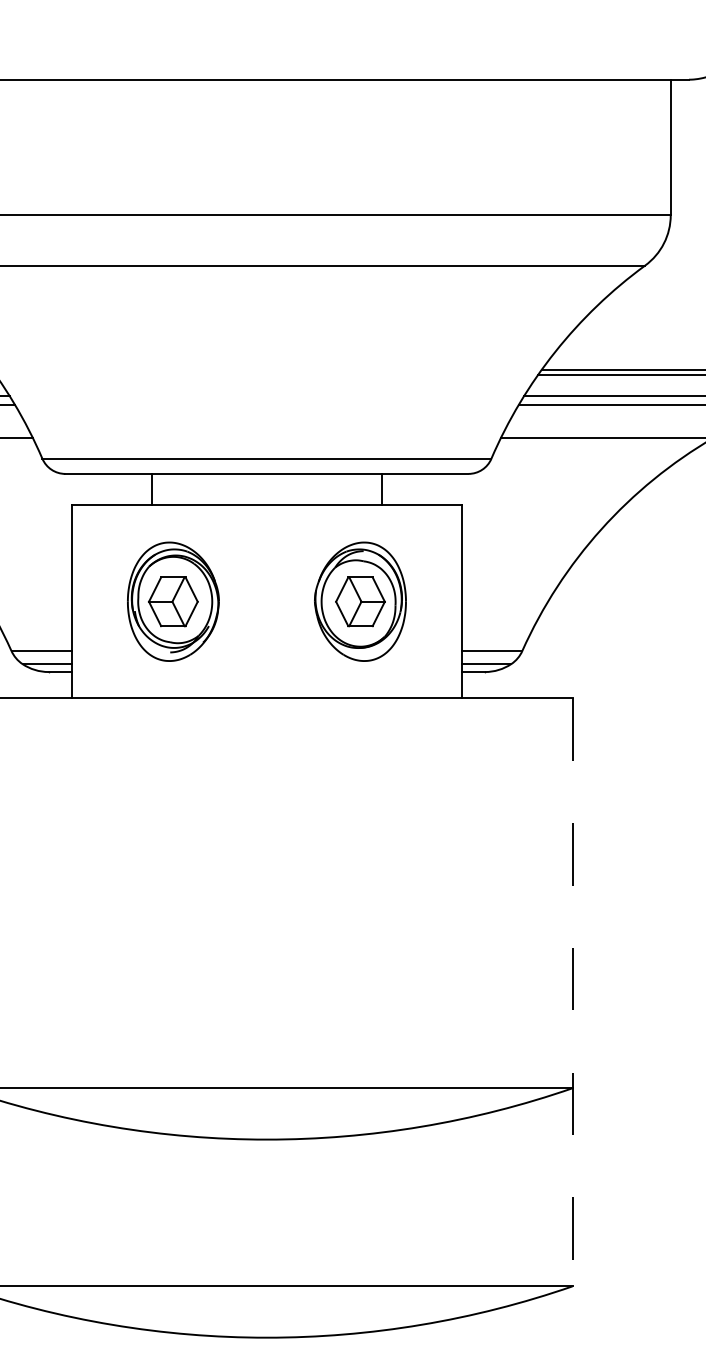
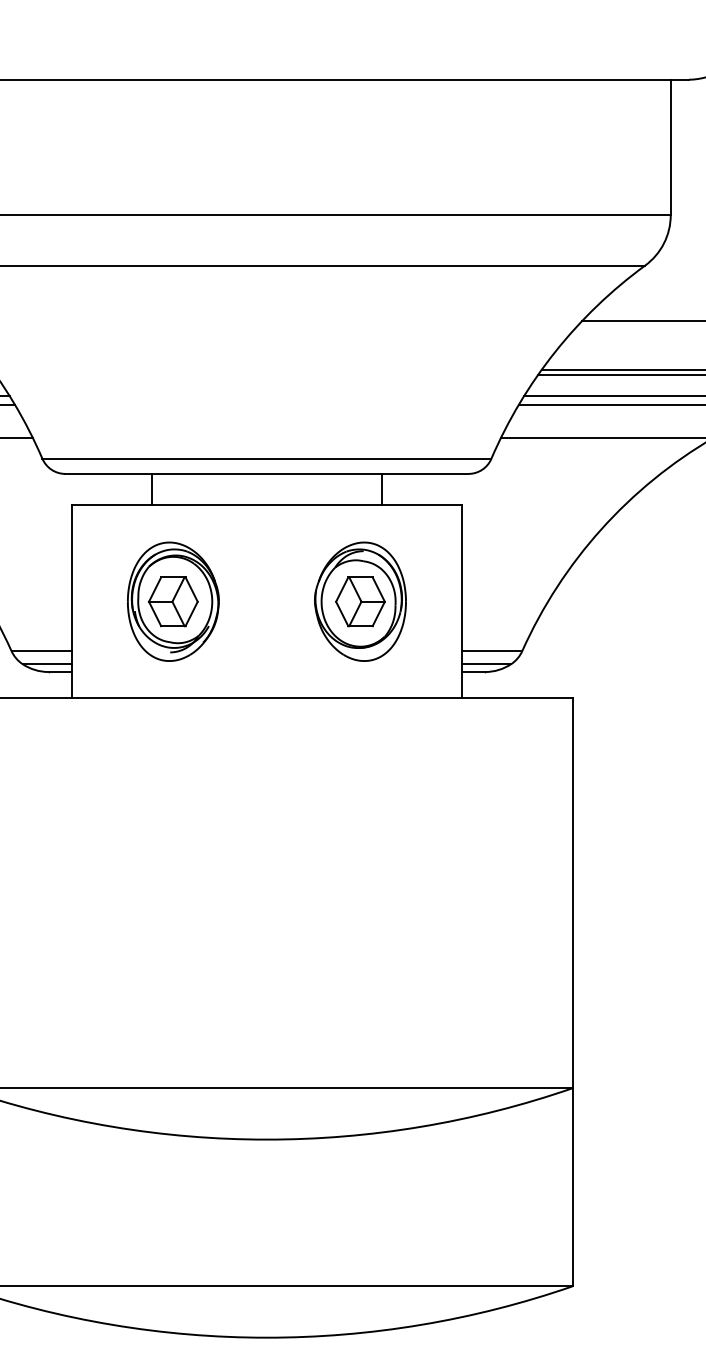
line: none -> present (642, 320)
line: dashed -> solid (572, 992)
